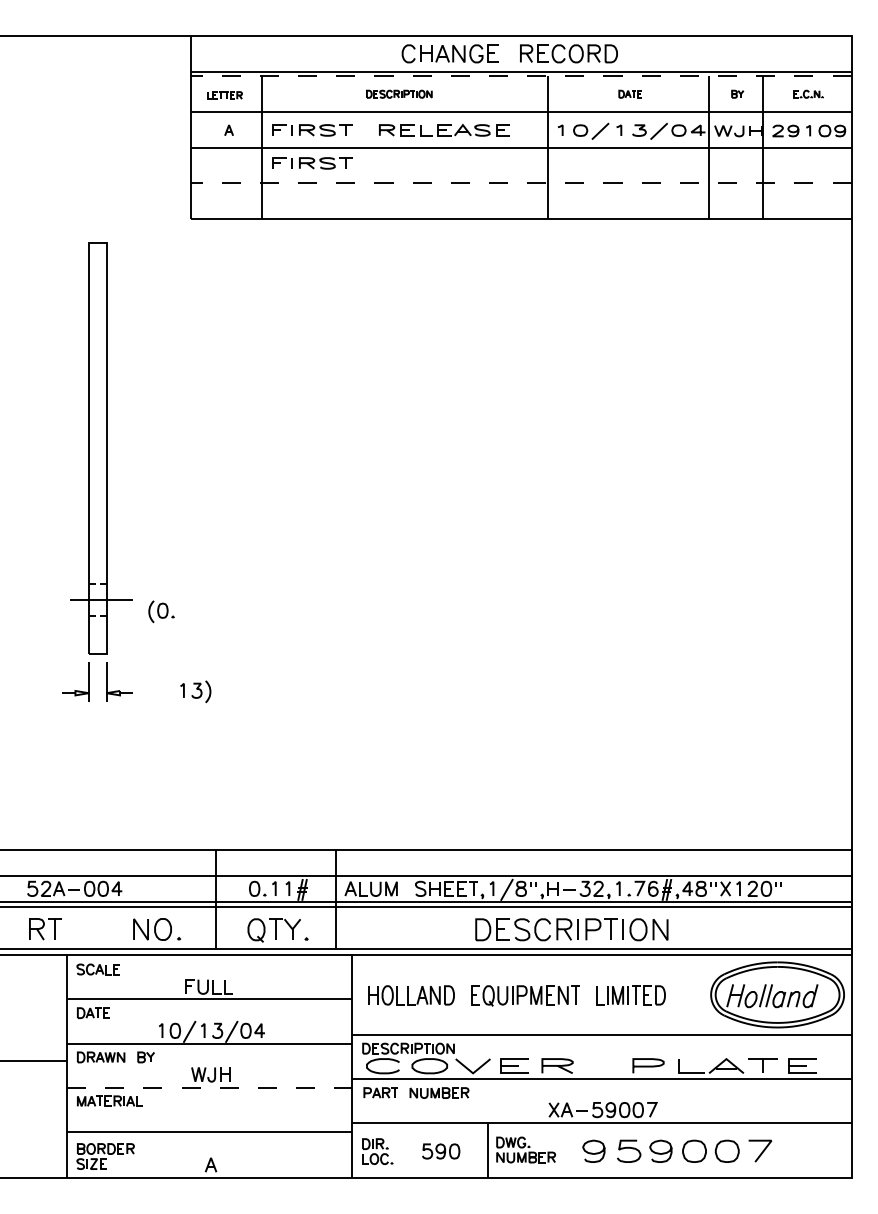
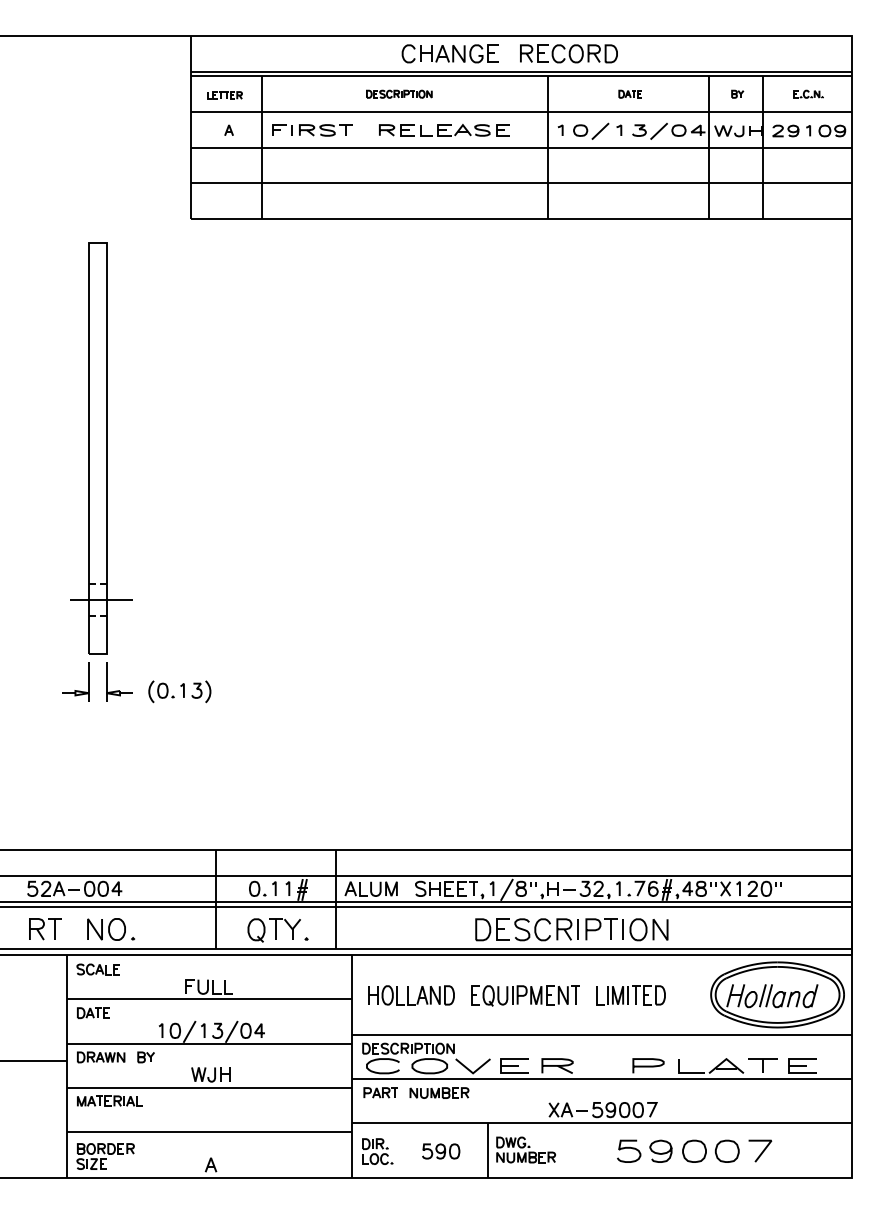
line: dashed -> solid (520, 76)
part: present -> none (312, 163)
line: dashed -> solid (520, 183)
part position: (161, 611) -> (161, 691) (161, 691)
part position: (157, 929) -> (111, 929) (111, 929)
line: dashed -> solid (209, 1087)
curve: present -> none (592, 1152)
